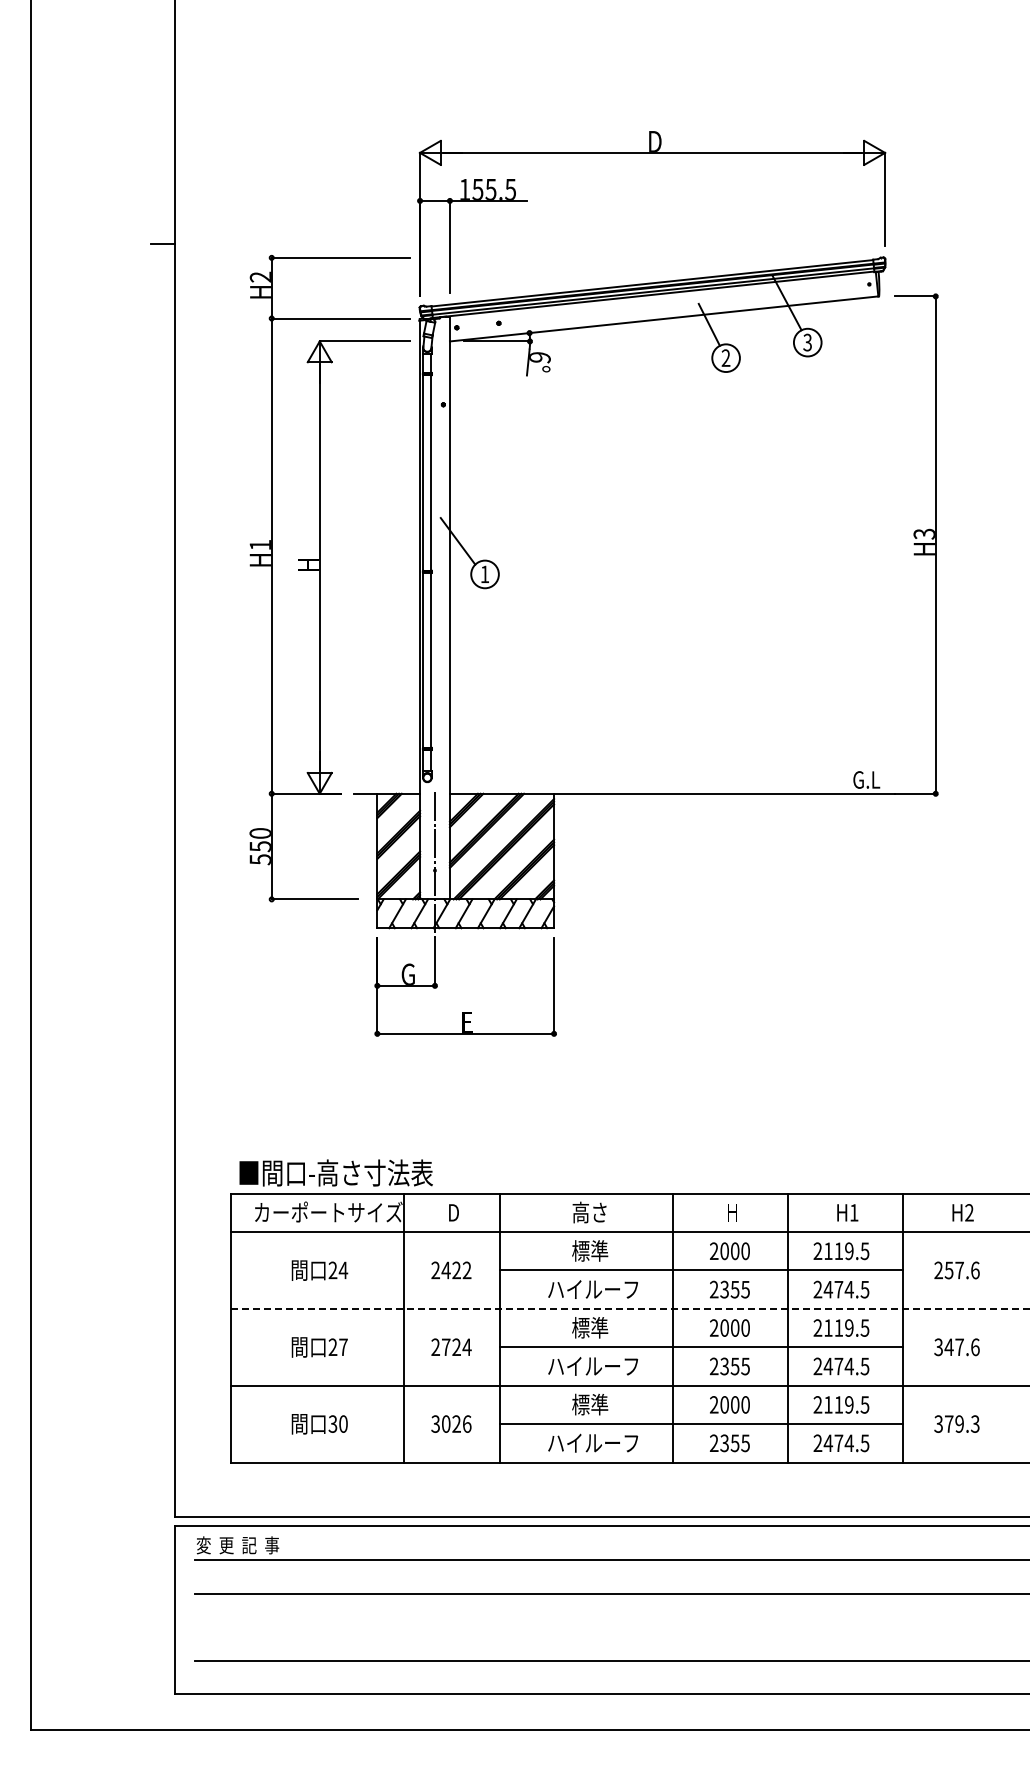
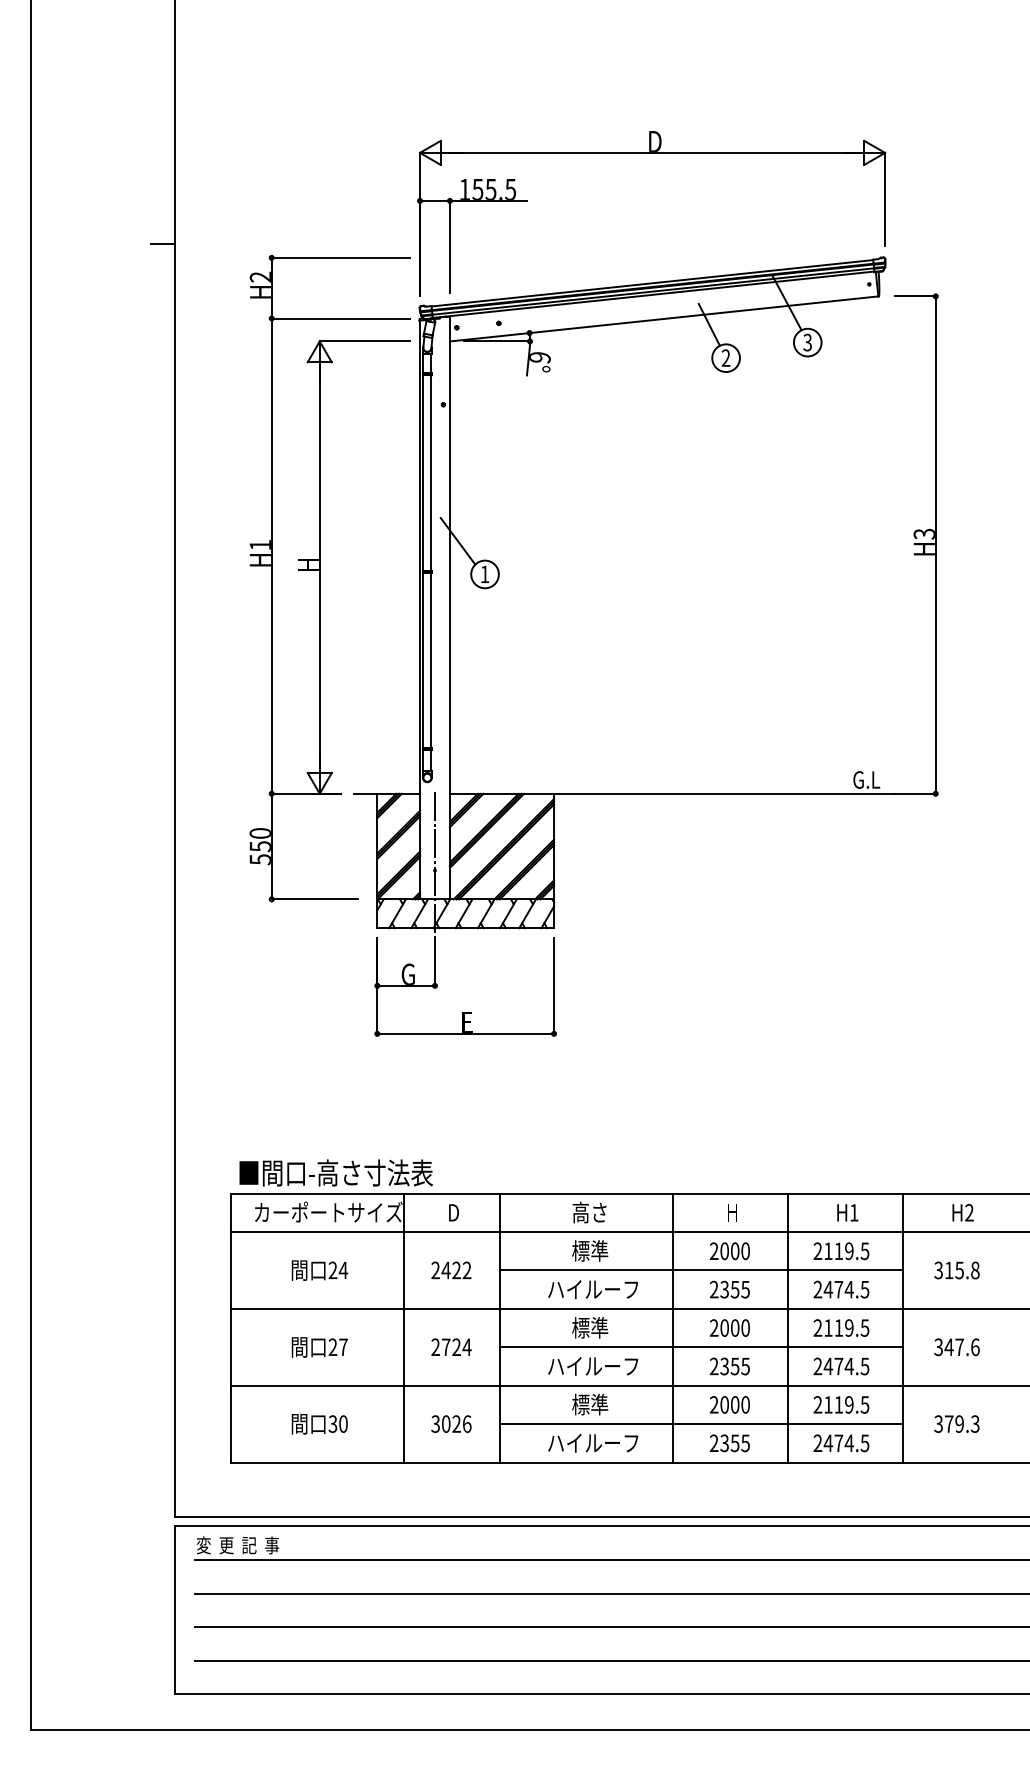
text: 257.6 -> 315.8 (956, 1270)
line: dashed -> solid (630, 1308)
line: none -> present (610, 1627)
